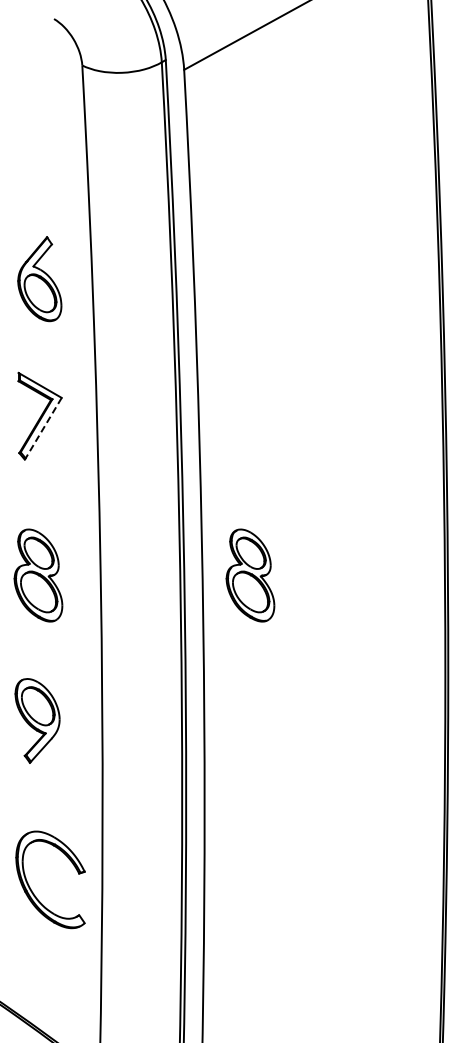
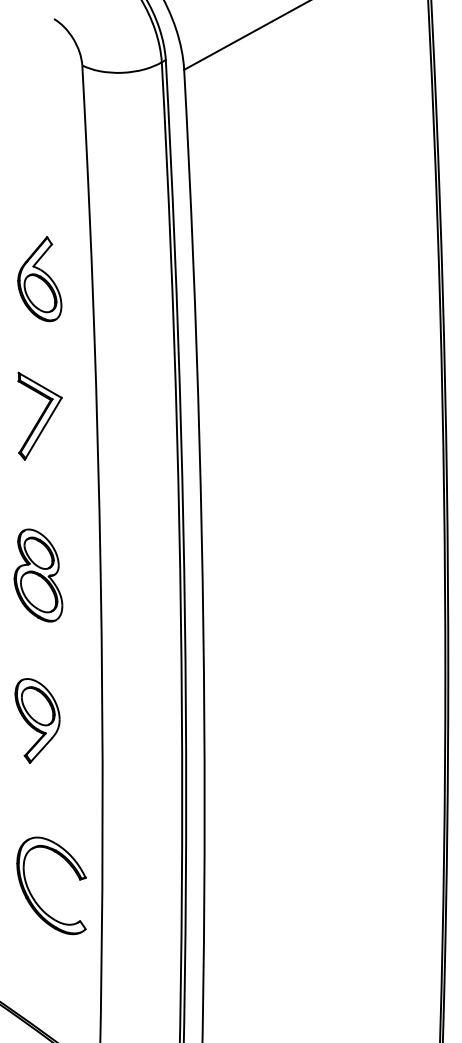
line: dashed -> solid (43, 428)
part: present -> none (250, 575)
part position: (32, 890) -> (33, 896) (33, 896)
